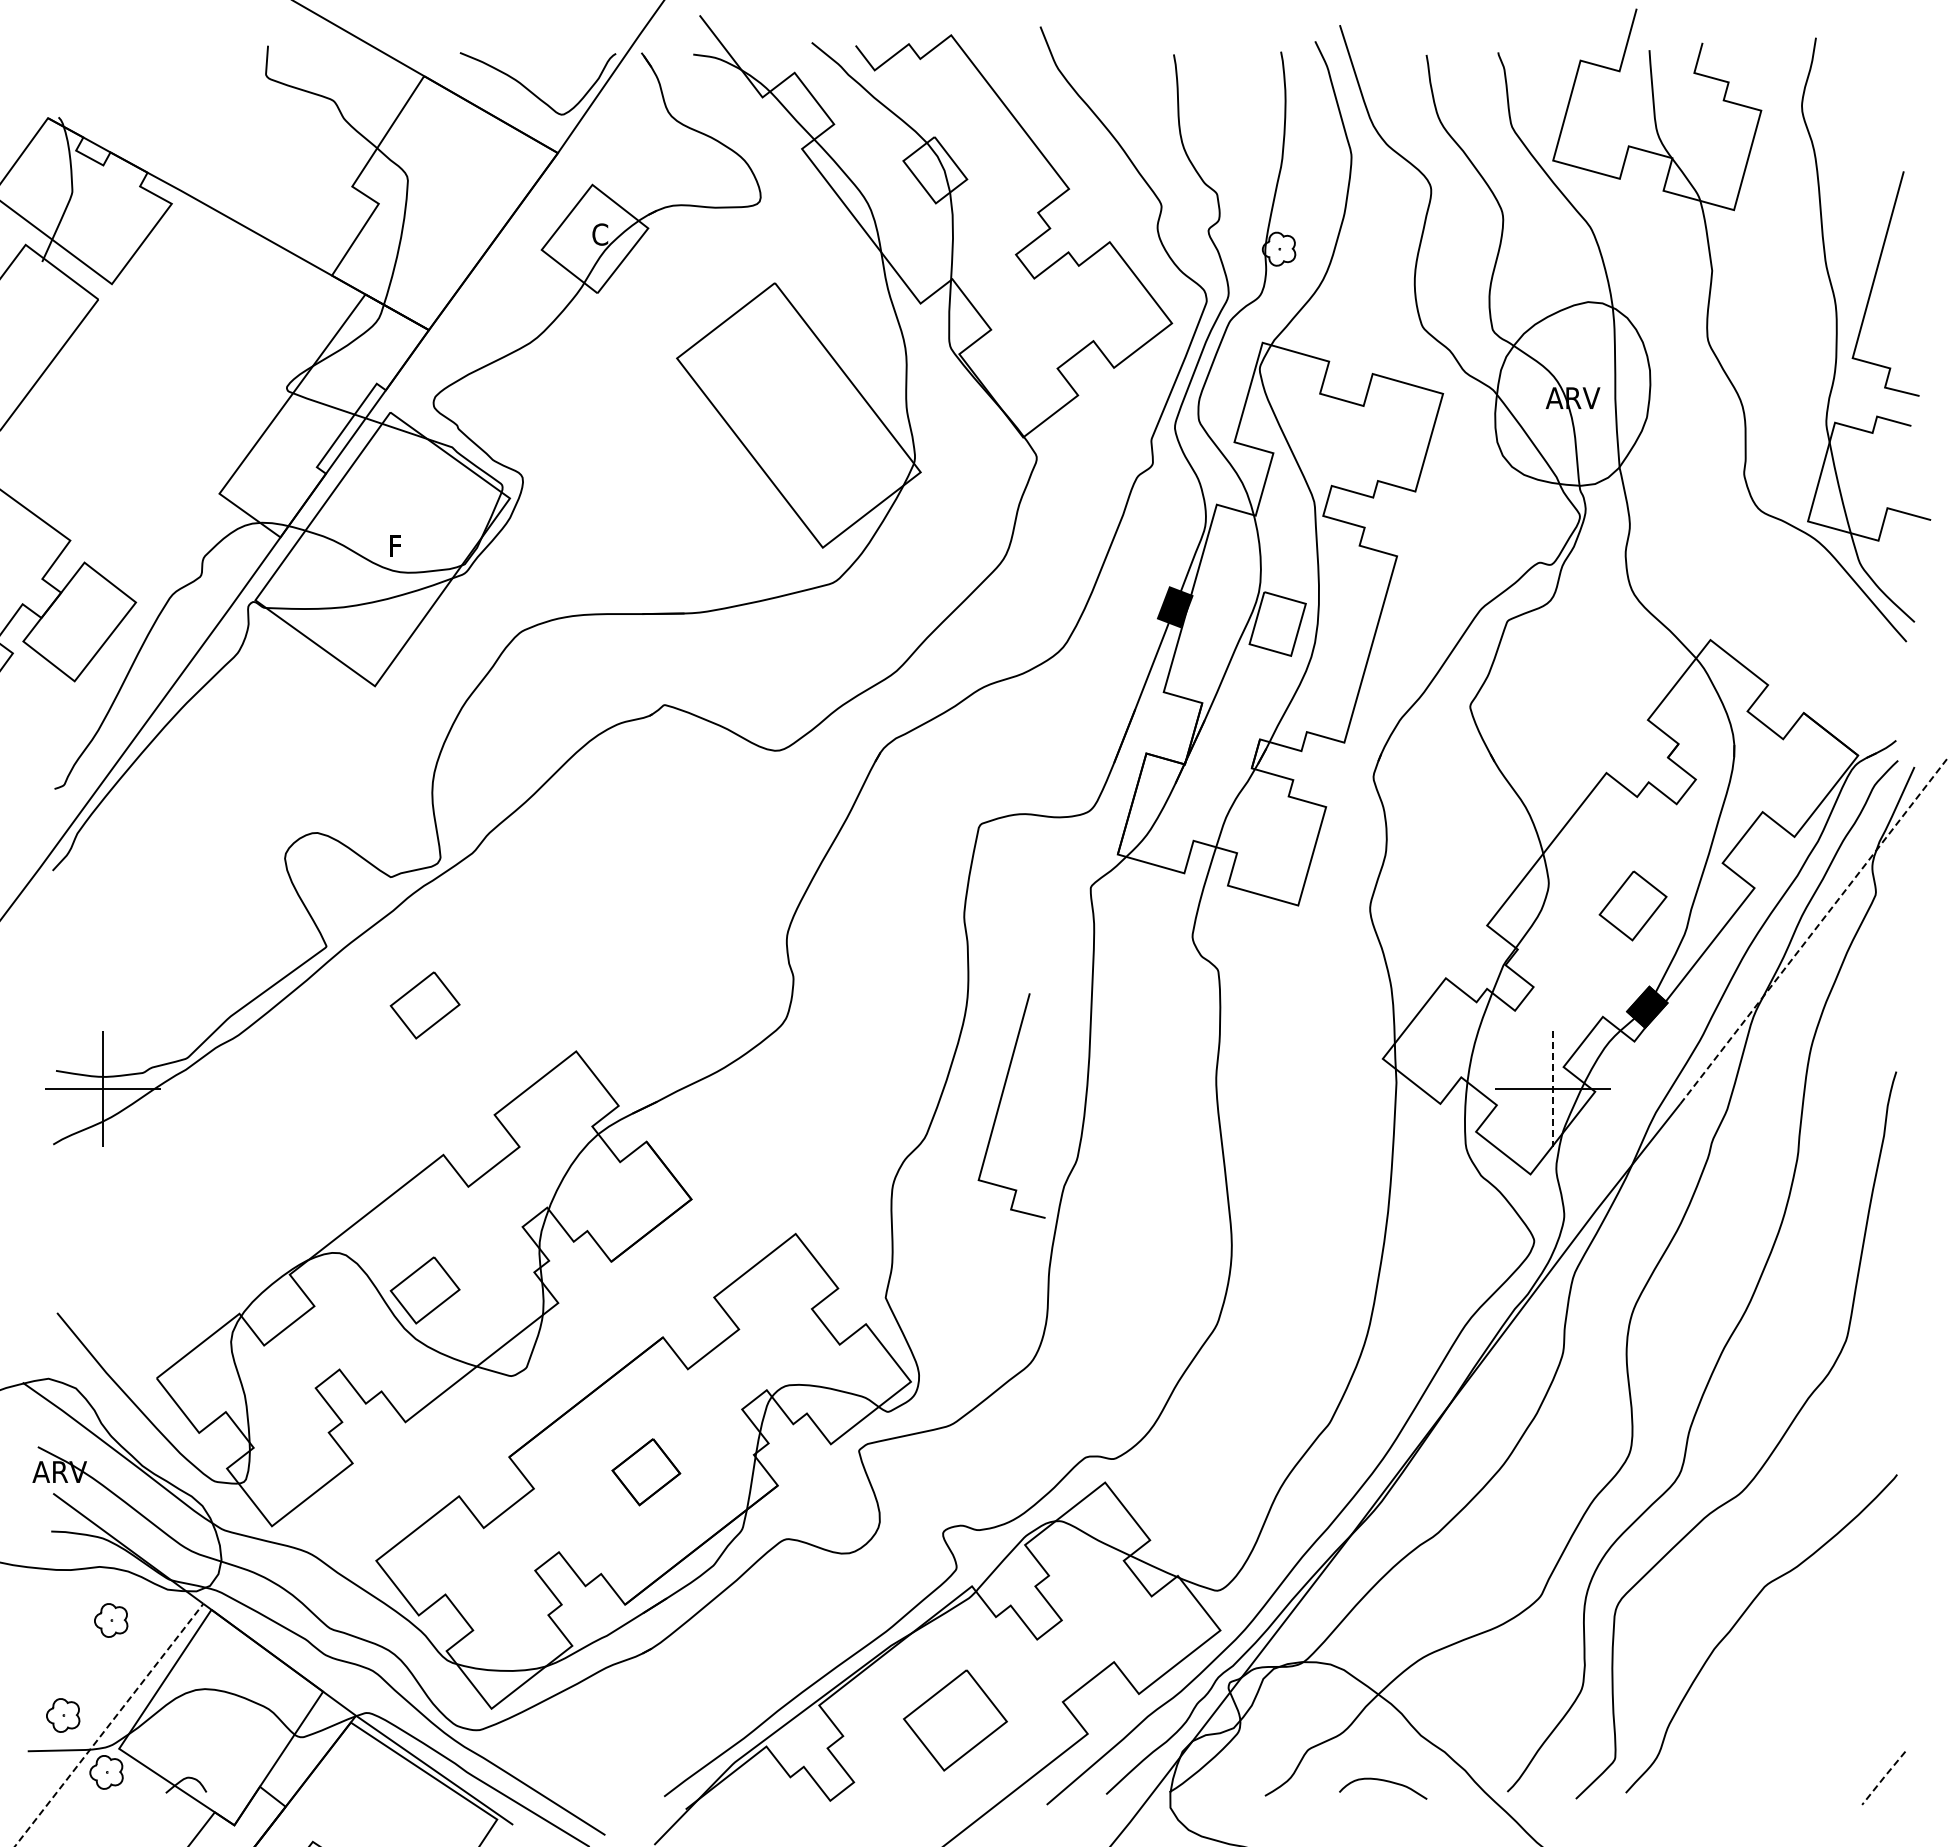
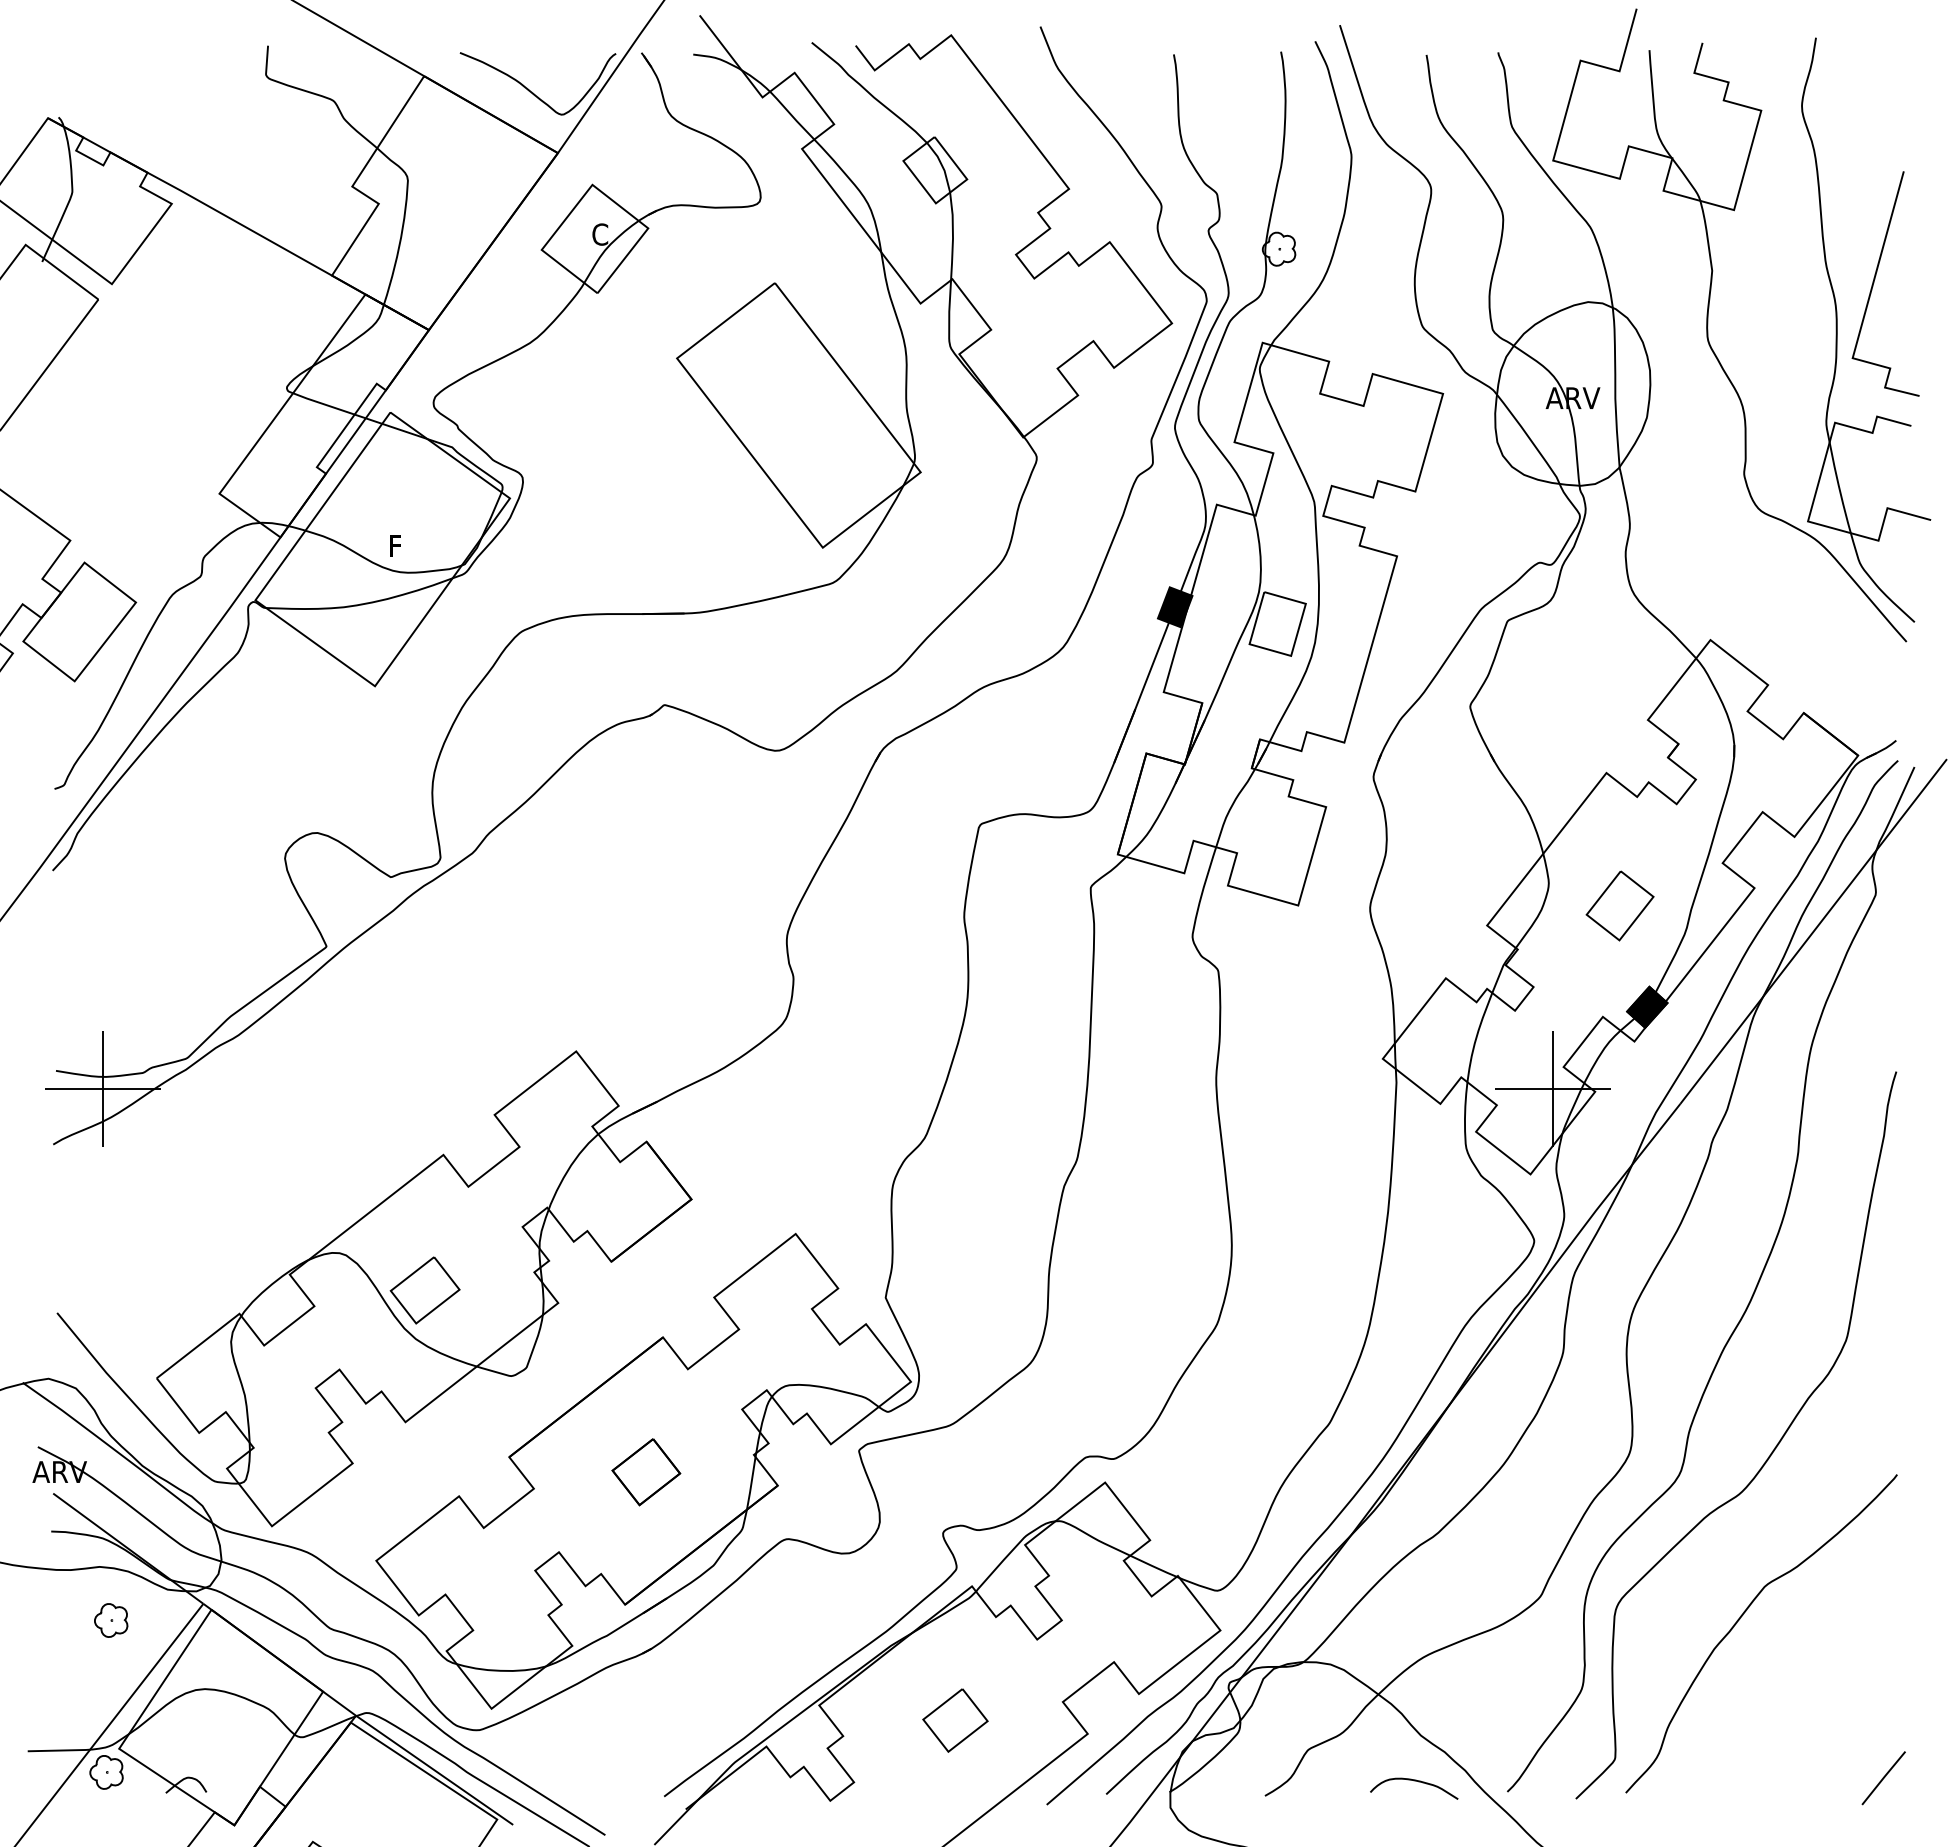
part position: (1632, 905) -> (1619, 905) (1619, 905)
line: dashed -> solid (1813, 931)
part: present -> none (424, 1005)
line: dashed -> solid (1552, 1088)
line: present -> none (1001, 1101)
part: present -> none (63, 1715)
part size: 105x103 px -> 67x65 px (955, 1720)
line: dashed -> solid (109, 1725)
line: dashed -> solid (1883, 1778)
curve position: (1383, 1781) -> (1414, 1781) (1414, 1781)
